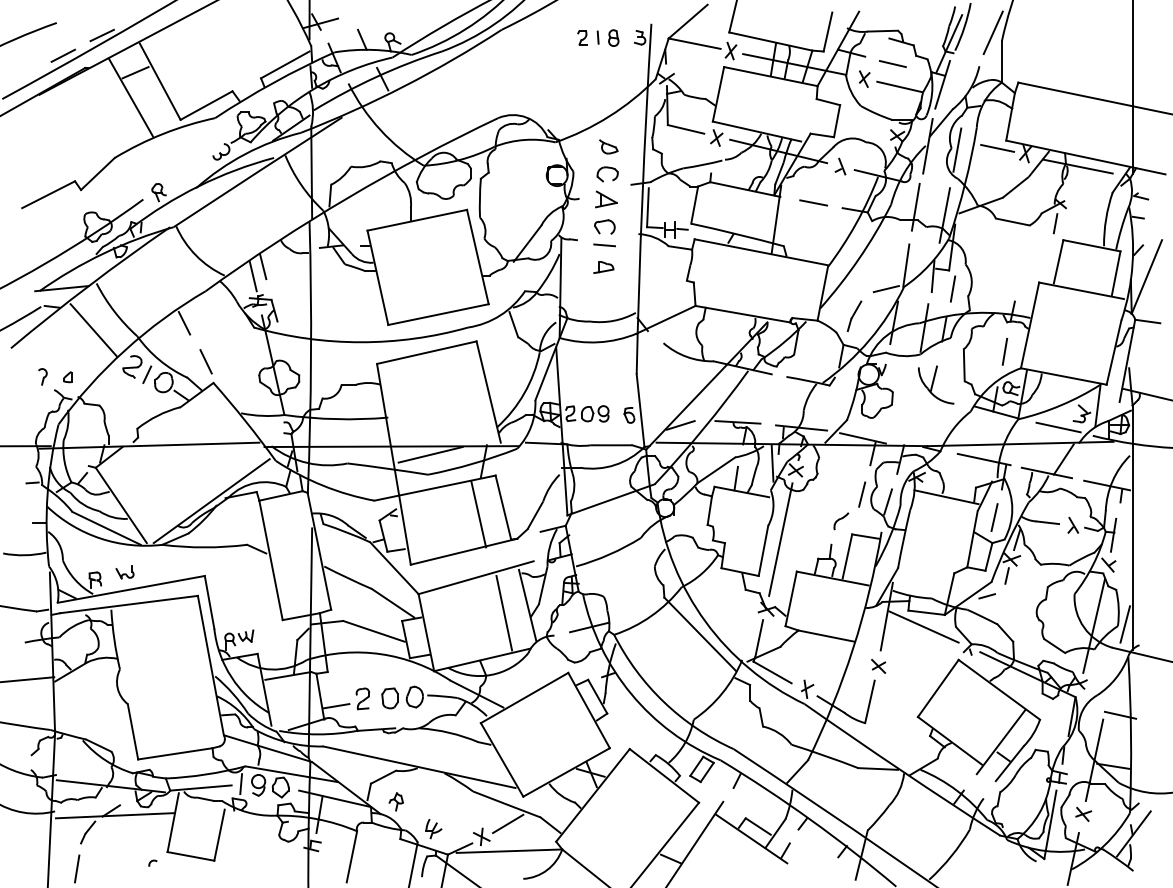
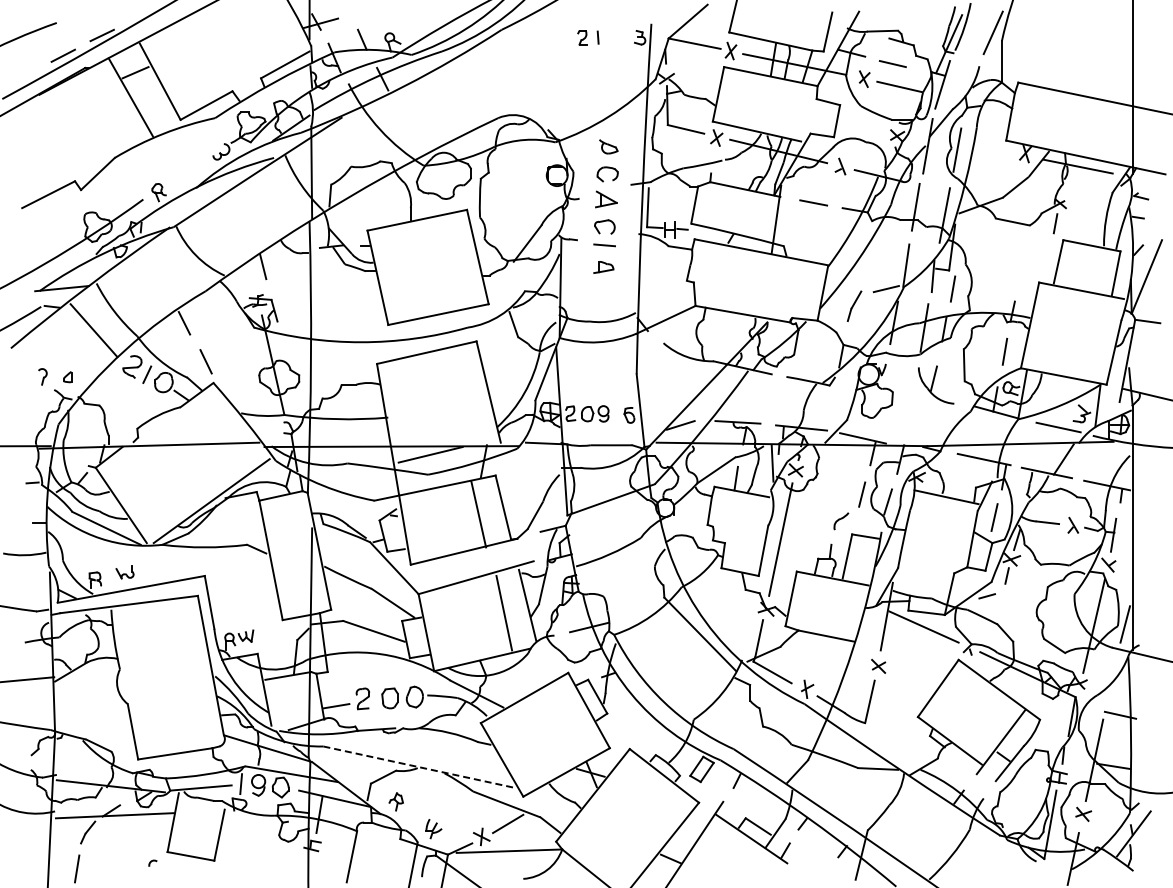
part: present -> none (613, 37)
line: present -> none (997, 147)
line: present -> none (252, 276)
part position: (854, 315) -> (854, 305) (854, 305)
line: solid -> dashed (419, 767)
